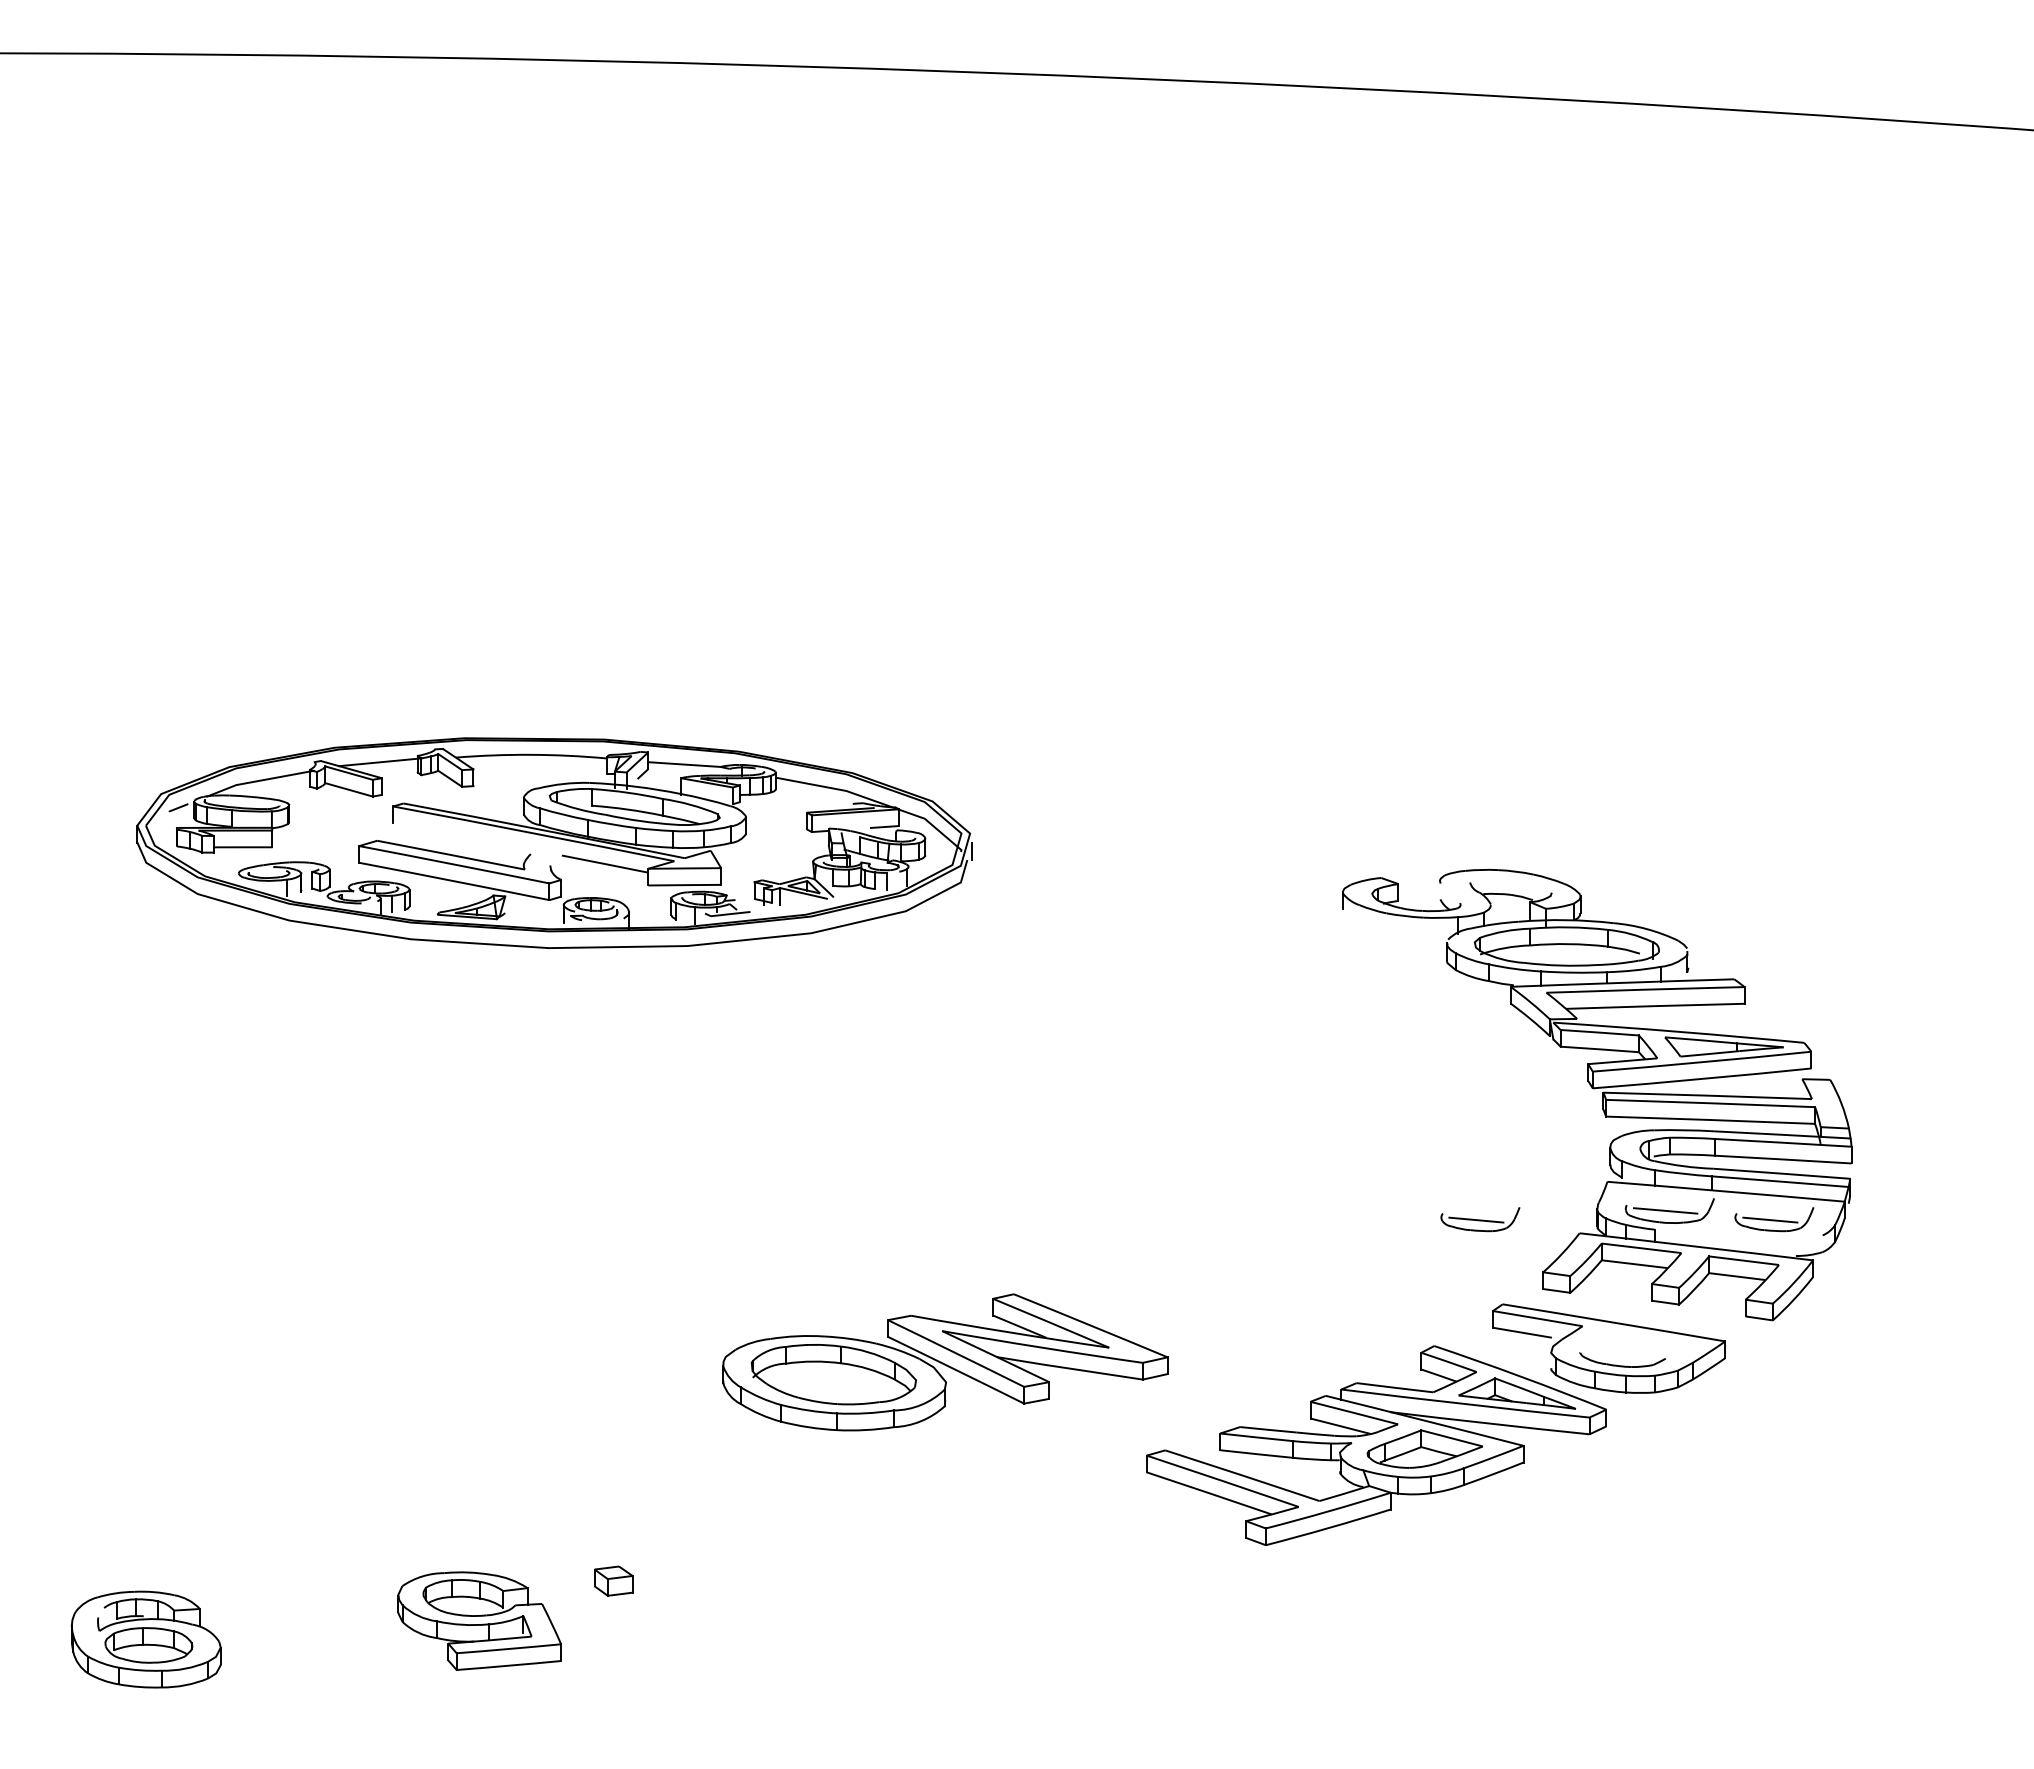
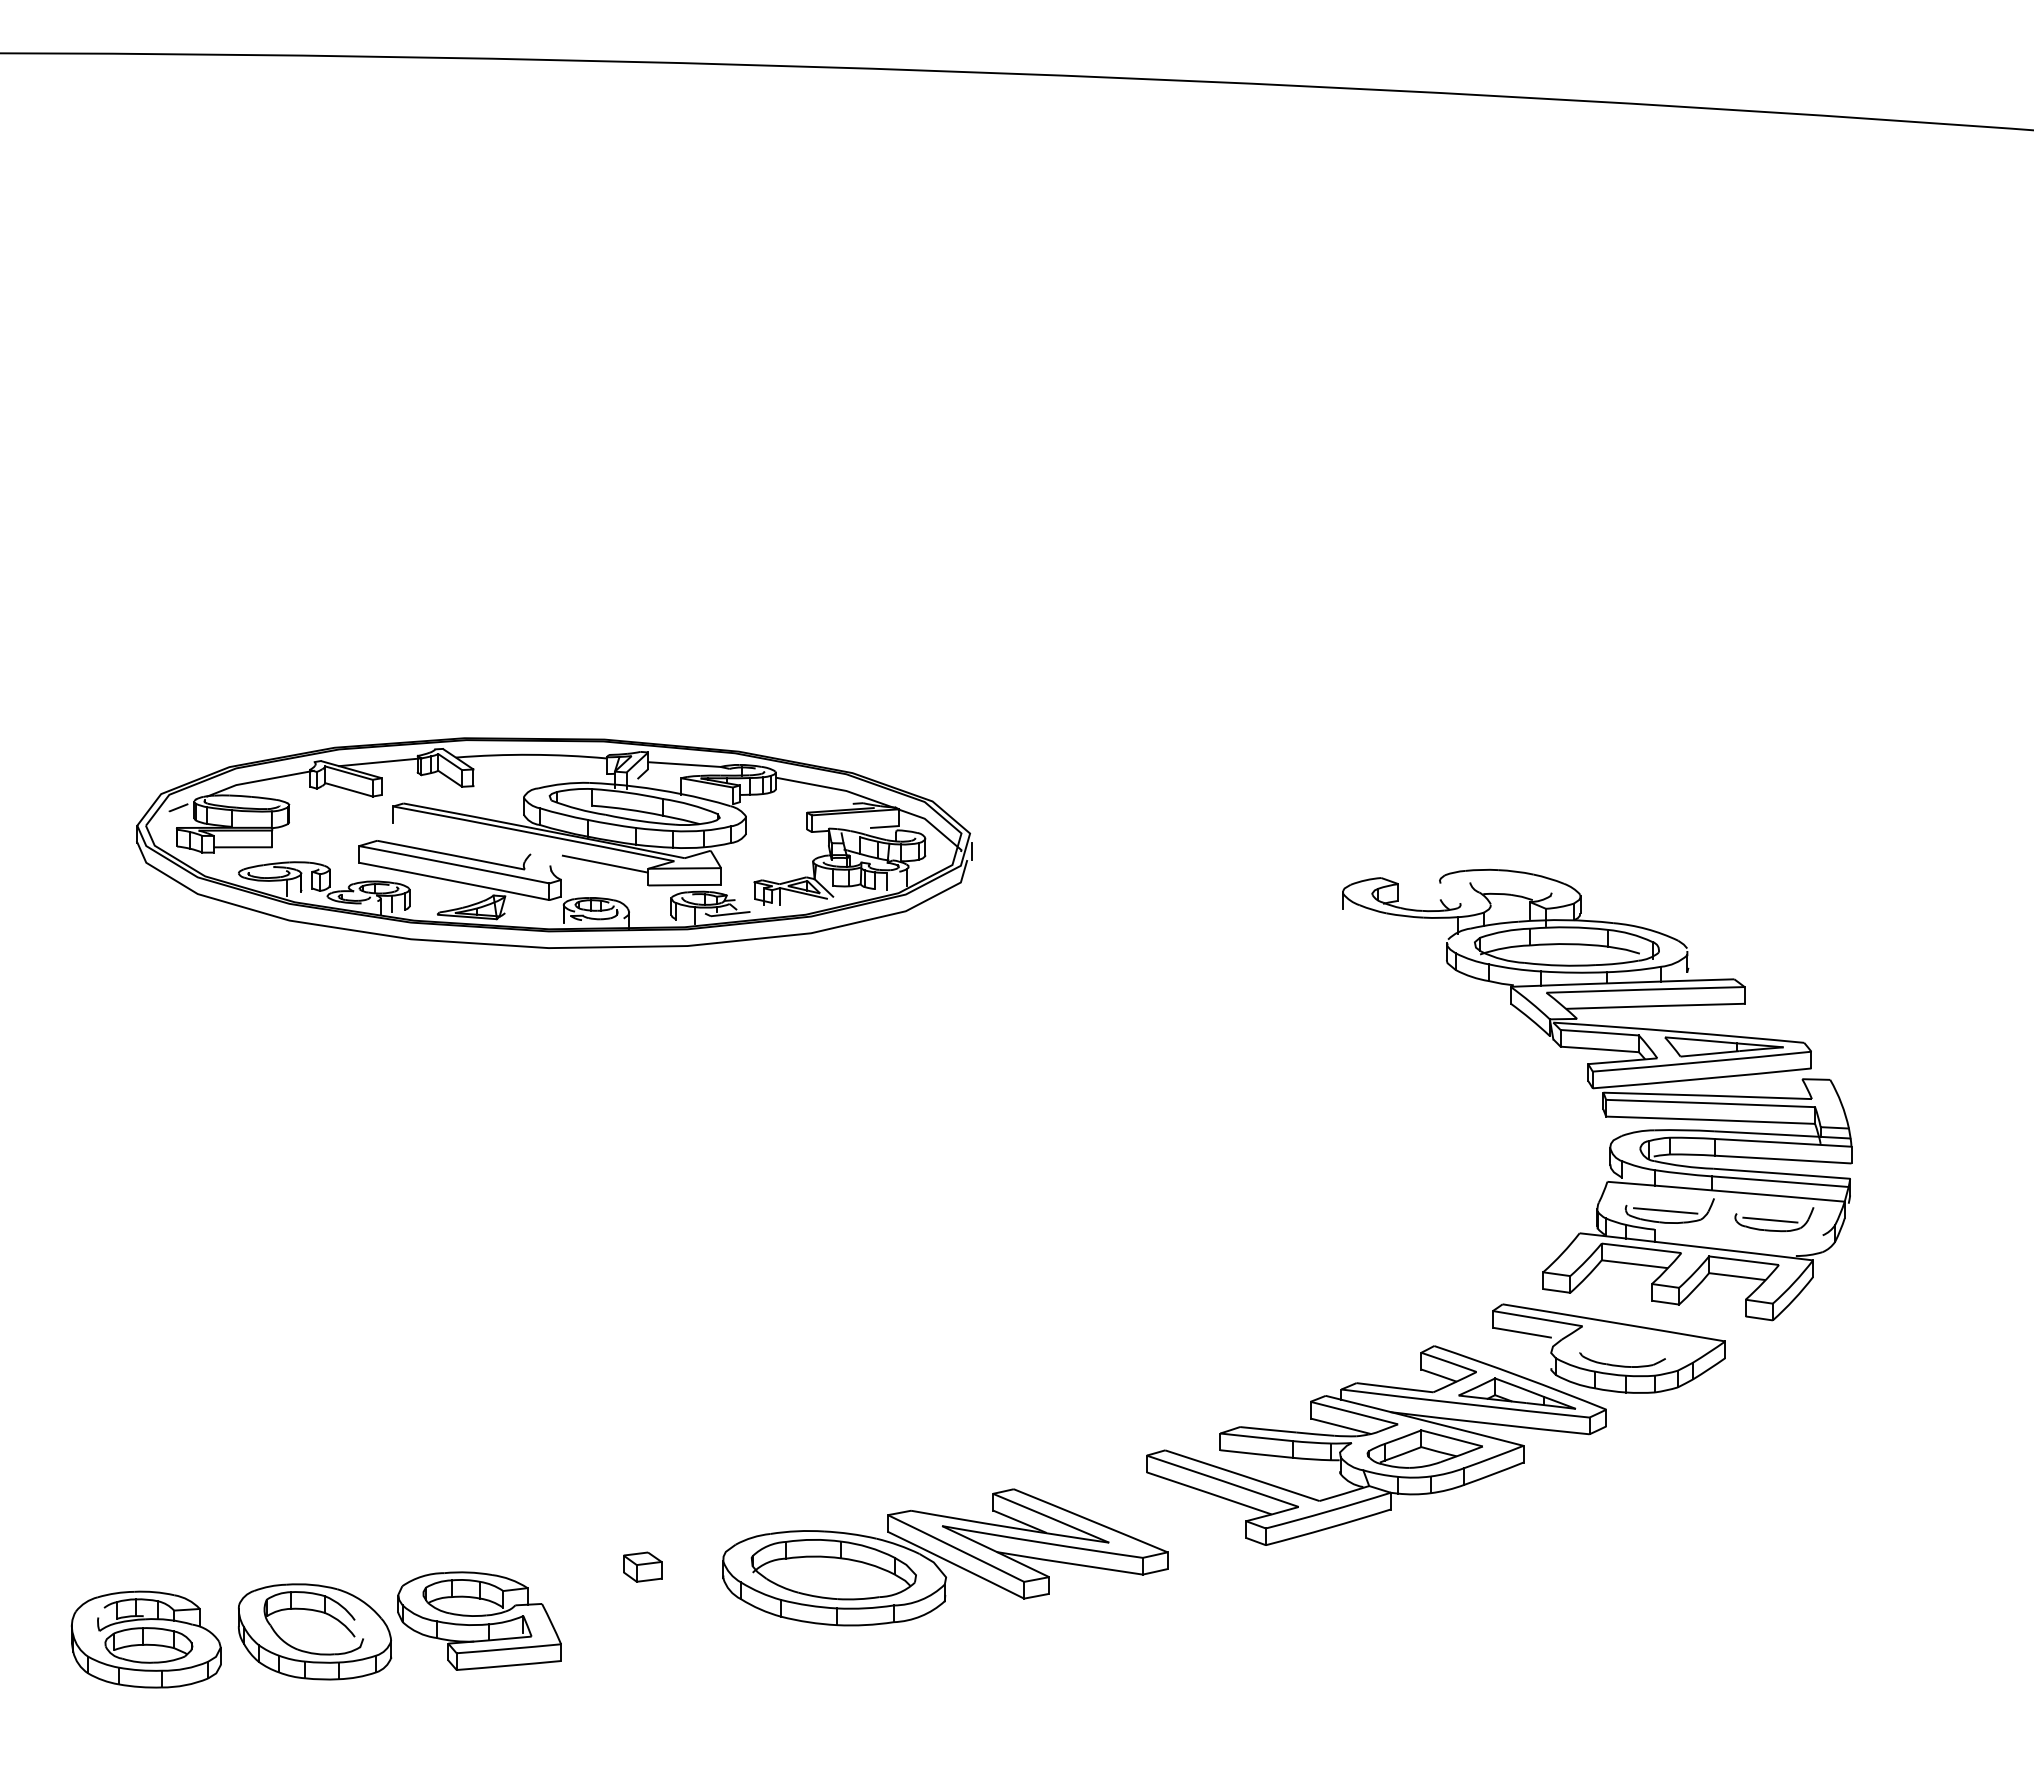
part: present -> none (1480, 1219)
part position: (945, 1362) -> (945, 1557) (945, 1557)
part position: (613, 1580) -> (642, 1566) (642, 1566)
part: none -> present (315, 1631)
